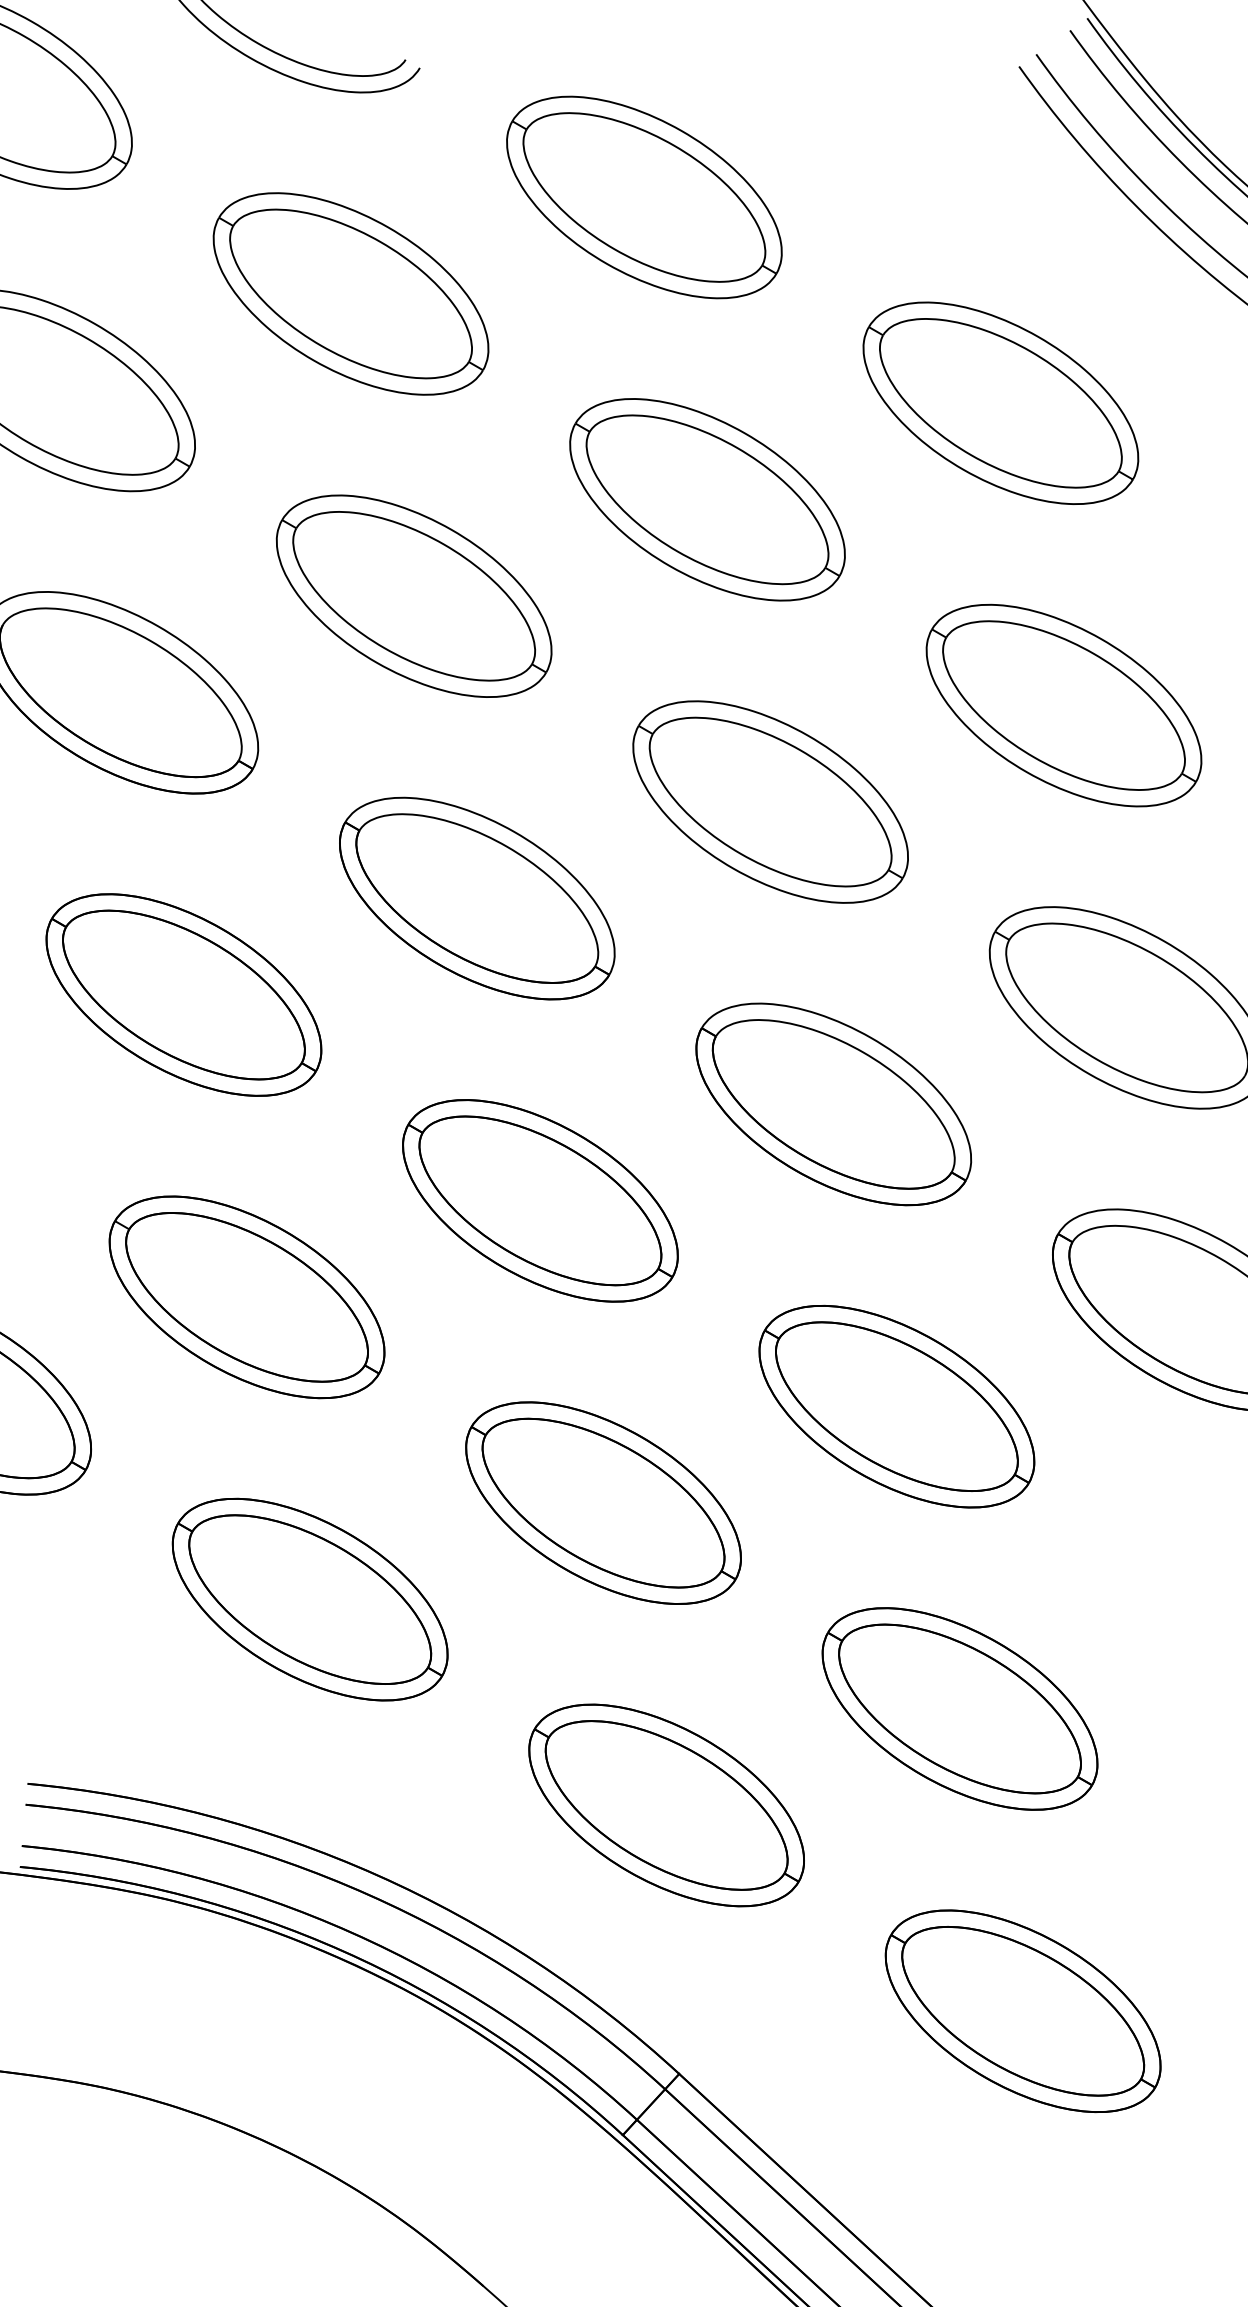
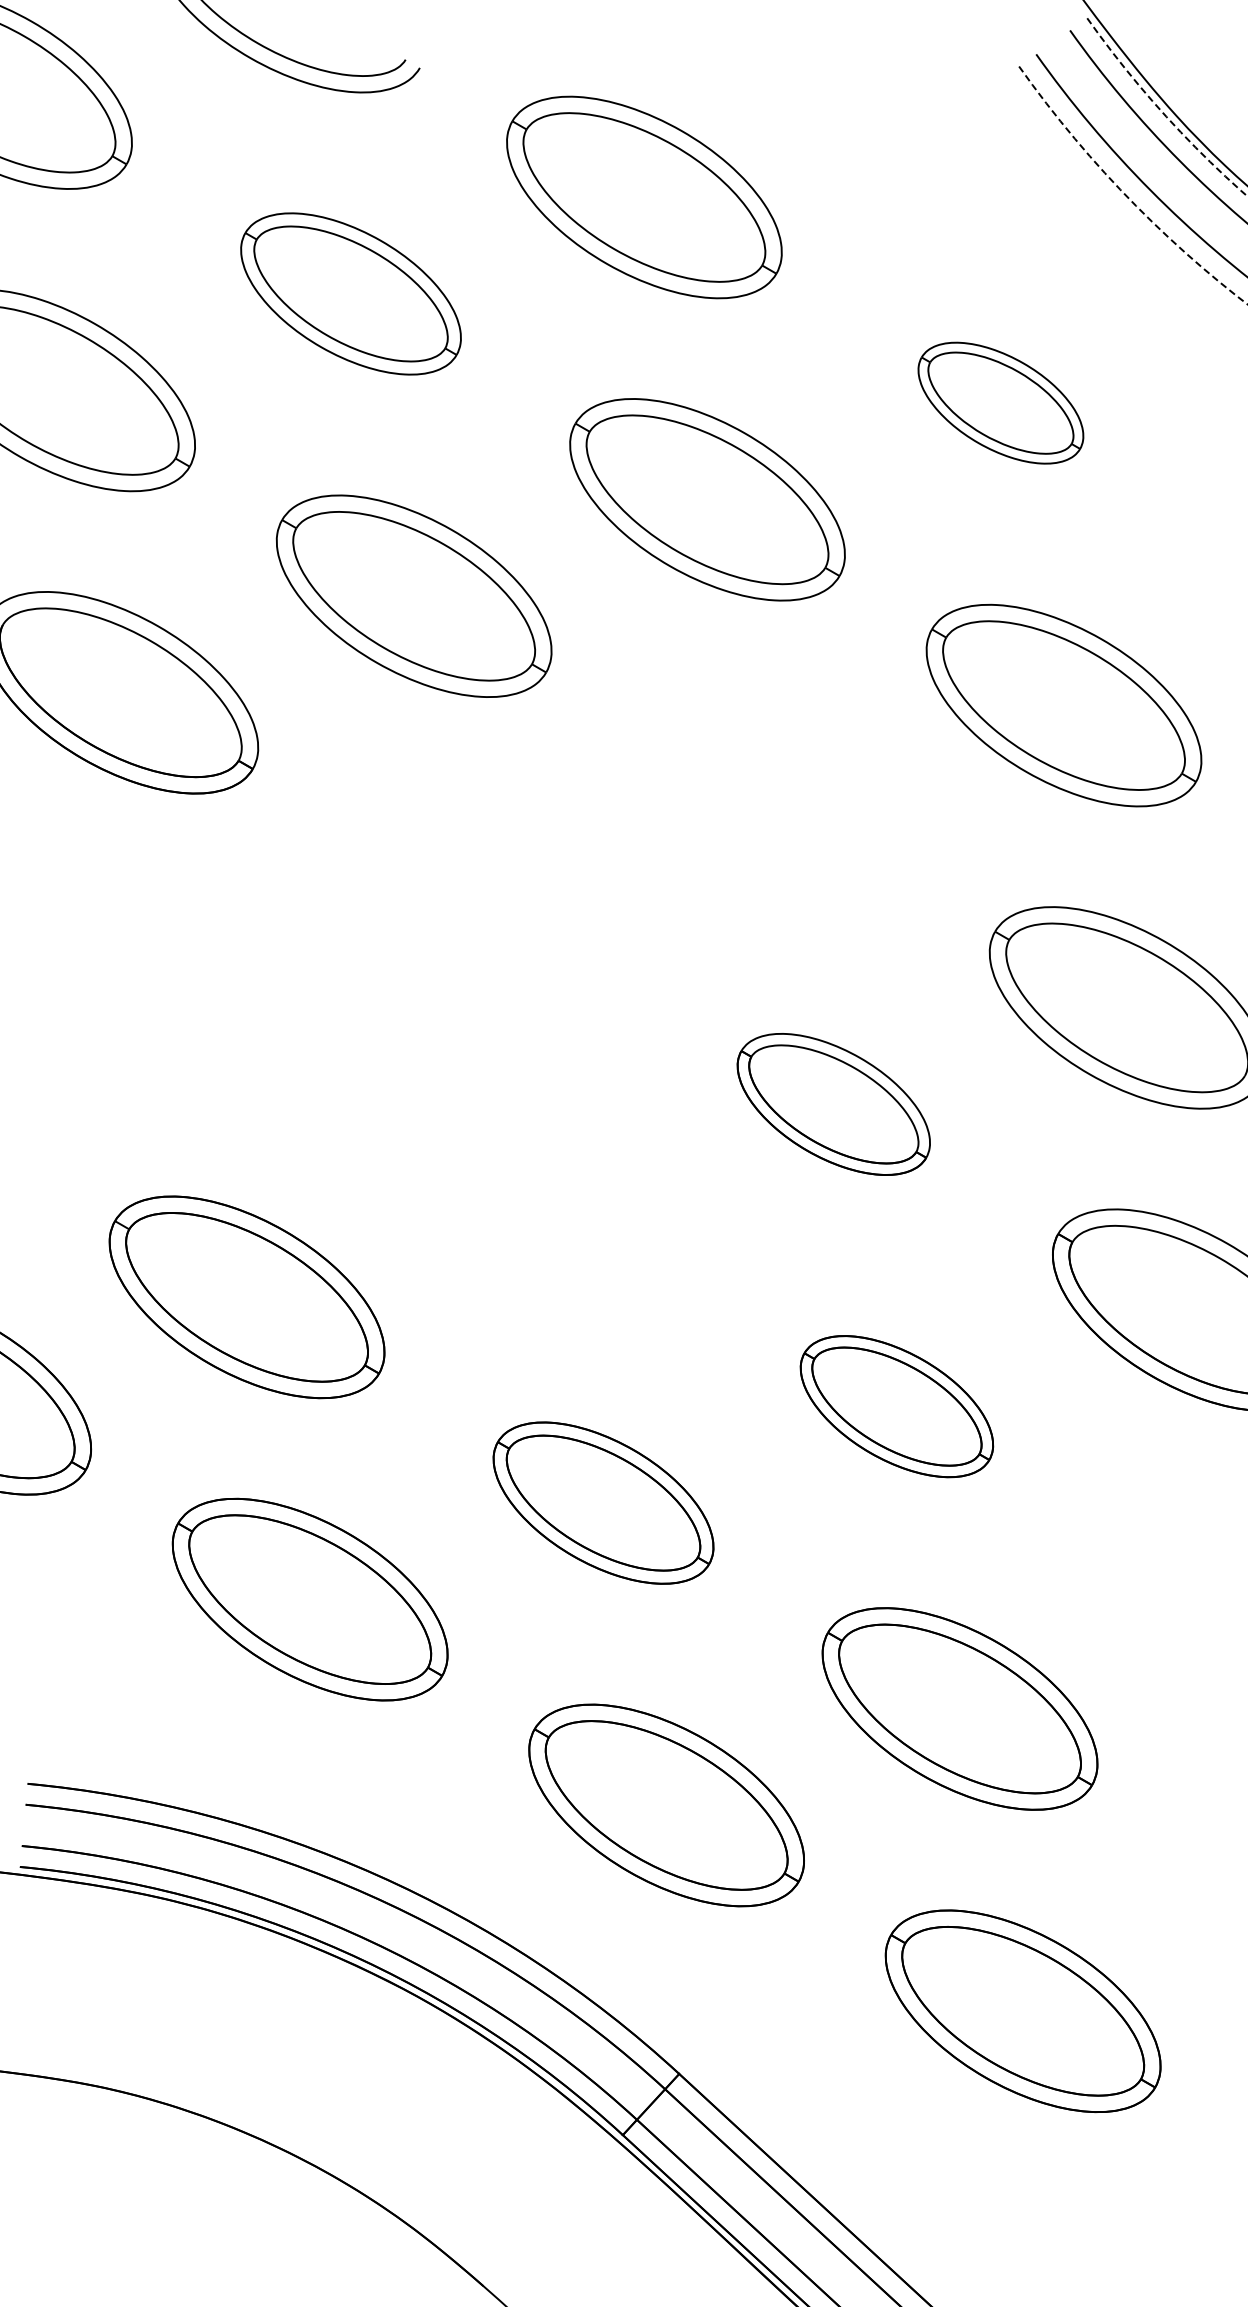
arc: solid -> dashed (1161, 111)
arc: solid -> dashed (1125, 194)
part size: 278x204 px -> 222x164 px (350, 293)
part size: 278x204 px -> 168x124 px (1000, 402)
part: present -> none (770, 801)
part: present -> none (477, 898)
part: present -> none (183, 994)
part size: 278x205 px -> 195x143 px (833, 1104)
part: present -> none (540, 1200)
part size: 278x205 px -> 196x144 px (896, 1406)
part size: 277x204 px -> 223x164 px (603, 1502)
